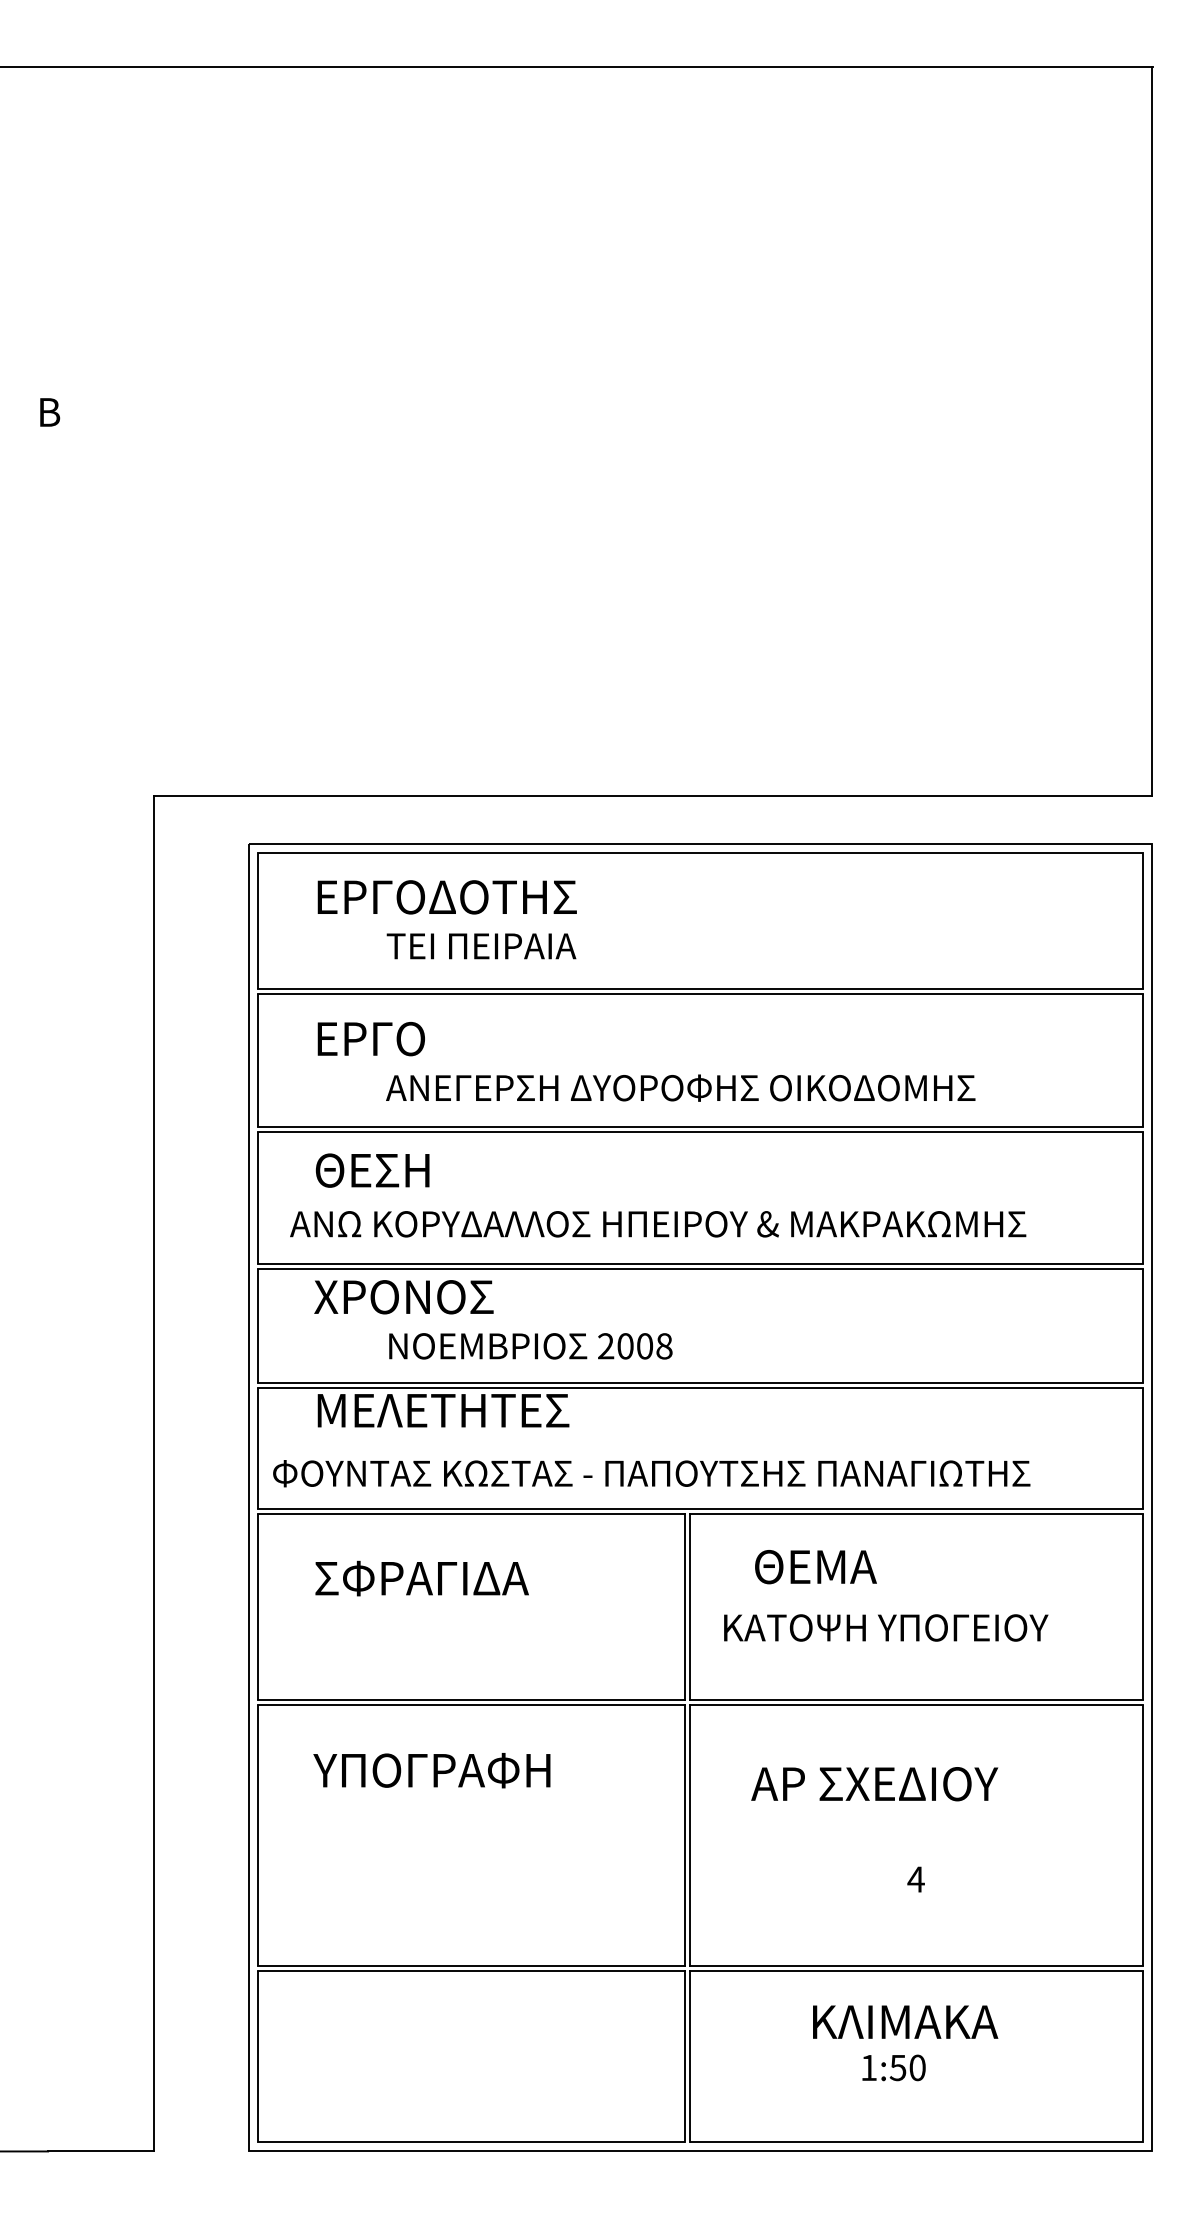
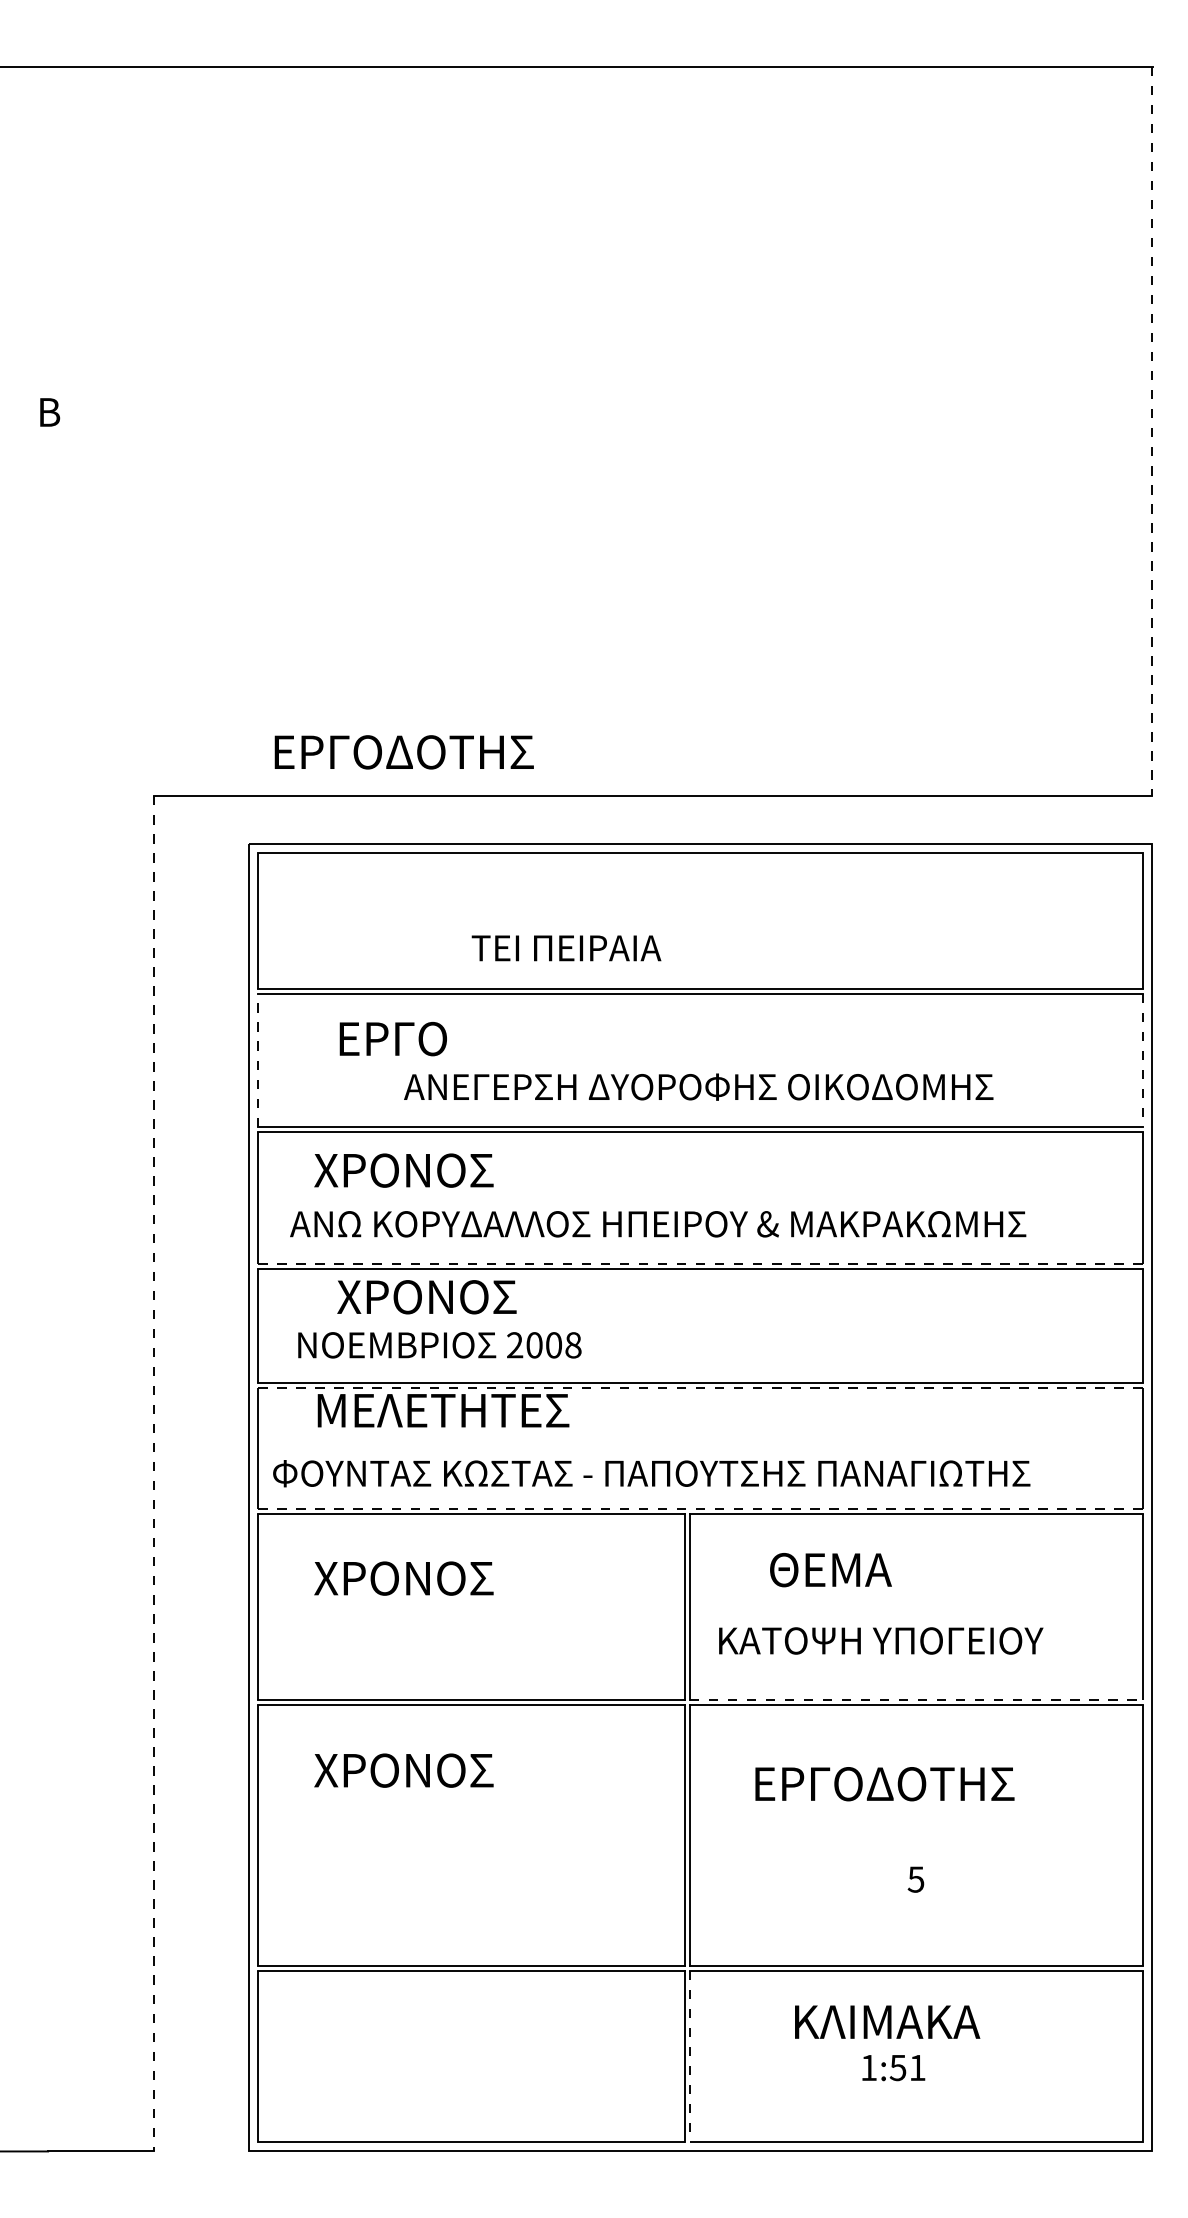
line: solid -> dashed (1152, 431)
text position: (446, 897) -> (403, 752) (403, 752)
text position: (481, 946) -> (566, 948) (566, 948)
text position: (370, 1039) -> (392, 1039) (392, 1039)
line: solid -> dashed (258, 1060)
line: solid -> dashed (1142, 1060)
text position: (680, 1087) -> (698, 1086) (698, 1086)
text: ΘΕΣΗ -> ΧΡΟΝΟΣ (403, 1170)
line: solid -> dashed (701, 1263)
text position: (403, 1297) -> (426, 1297) (426, 1297)
text position: (530, 1346) -> (439, 1345) (439, 1345)
line: solid -> dashed (701, 1387)
line: solid -> dashed (153, 1473)
line: solid -> dashed (700, 1508)
text position: (815, 1567) -> (830, 1570) (830, 1570)
text: ΣΦΡΑΓΙΔΑ -> ΧΡΟΝΟΣ (421, 1578)
text position: (886, 1627) -> (881, 1640) (881, 1640)
line: solid -> dashed (916, 1700)
text: ΥΠΟΓΡΑΦΗ -> ΧΡΟΝΟΣ (431, 1770)
text: AΡ ΣΧΕΔΙΟΥ -> ΕΡΓΟΔΟΤΗΣ (882, 1784)
text: 4 -> 5 (915, 1879)
text position: (905, 2021) -> (887, 2021) (887, 2021)
line: solid -> dashed (689, 2056)
text: 1:50 -> 1:51 (917, 2067)
